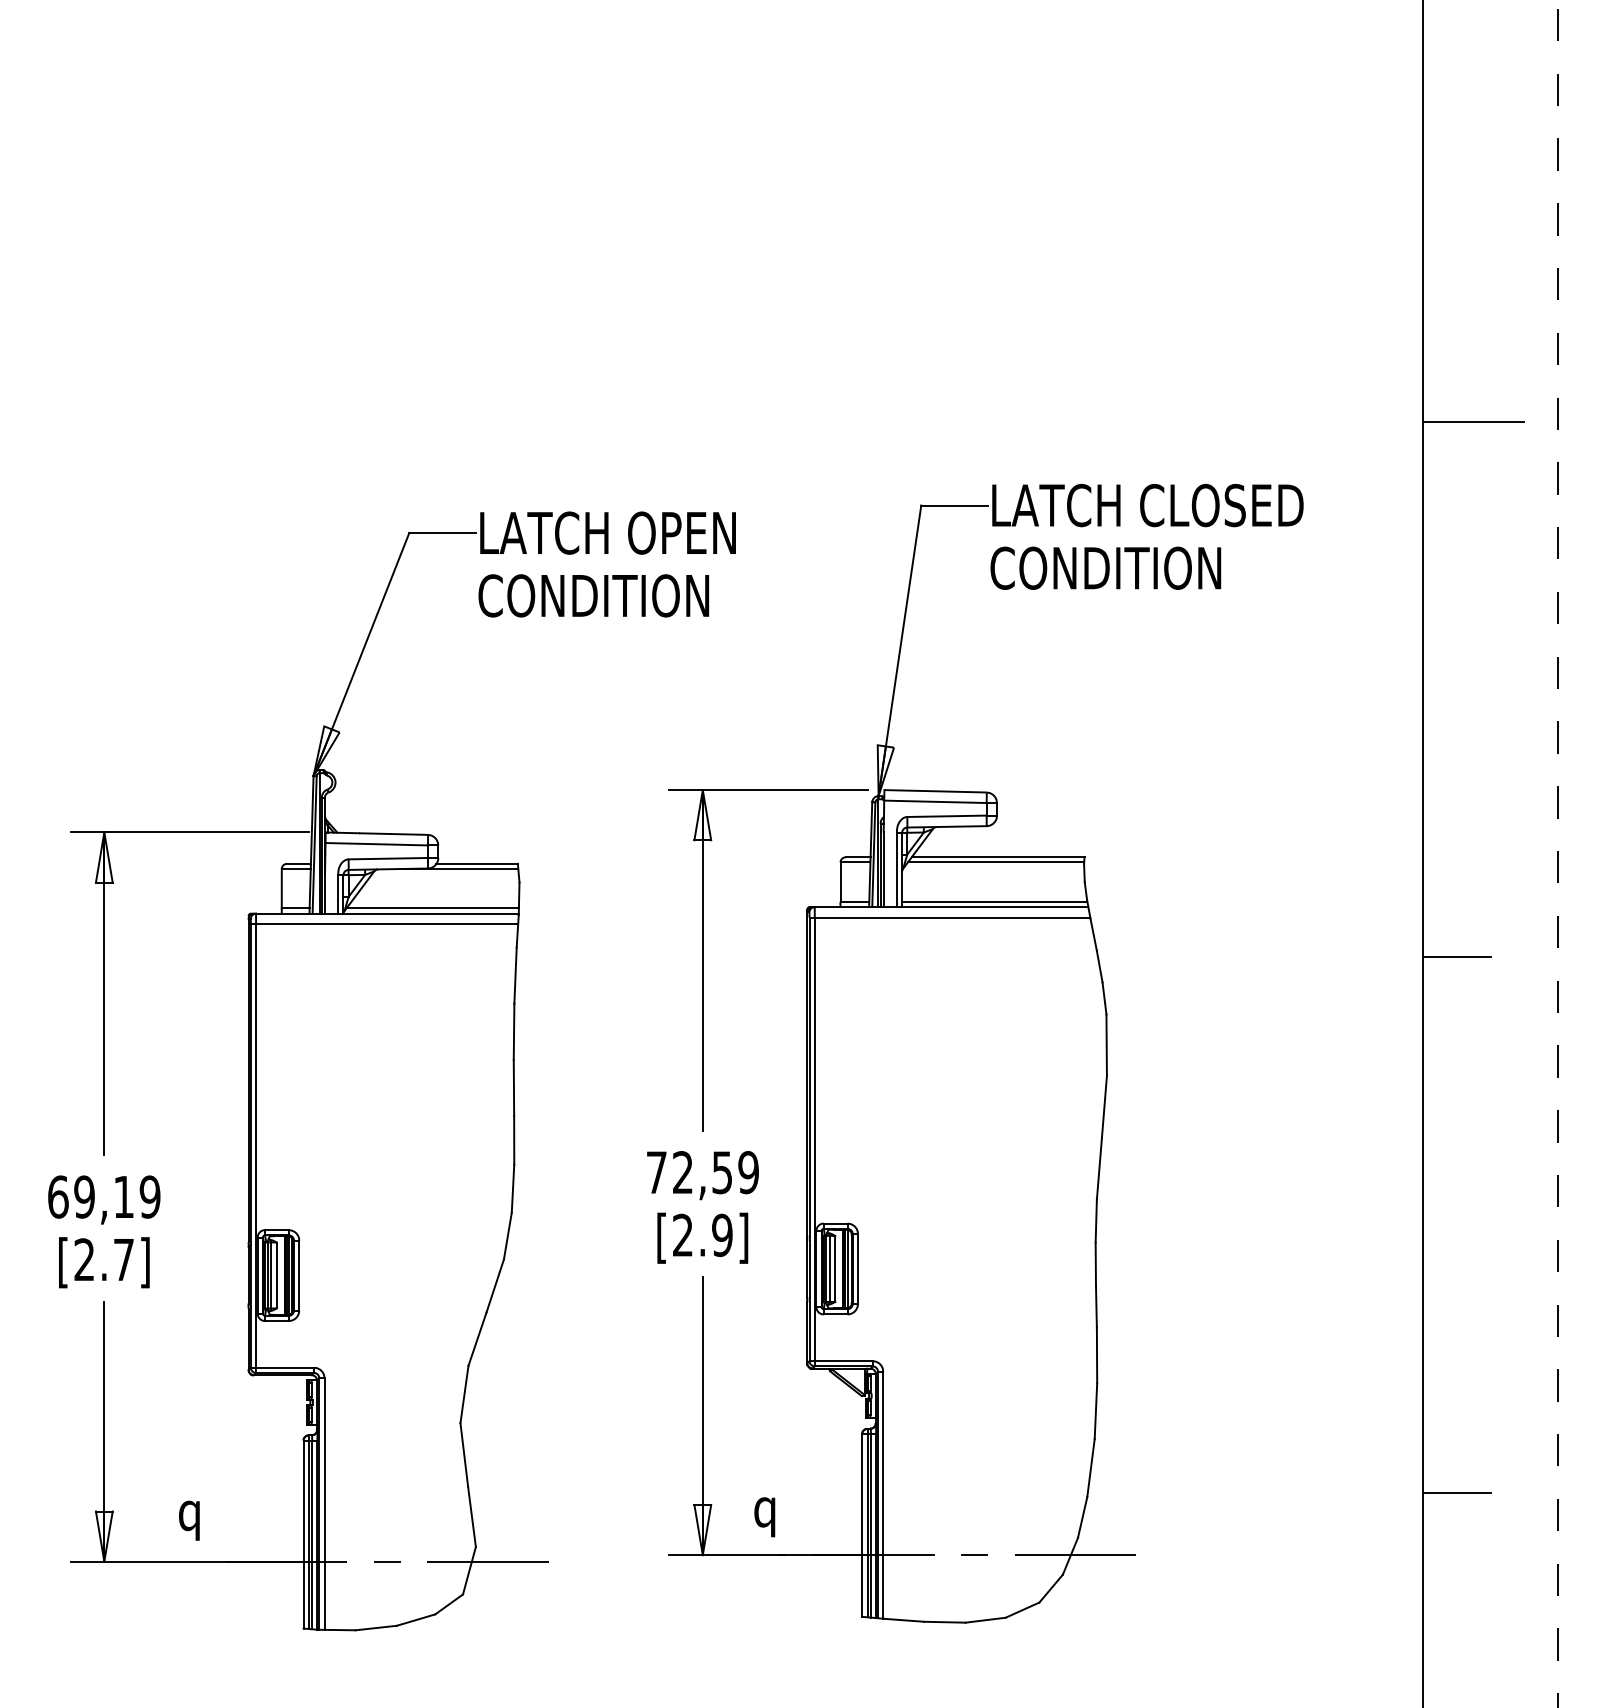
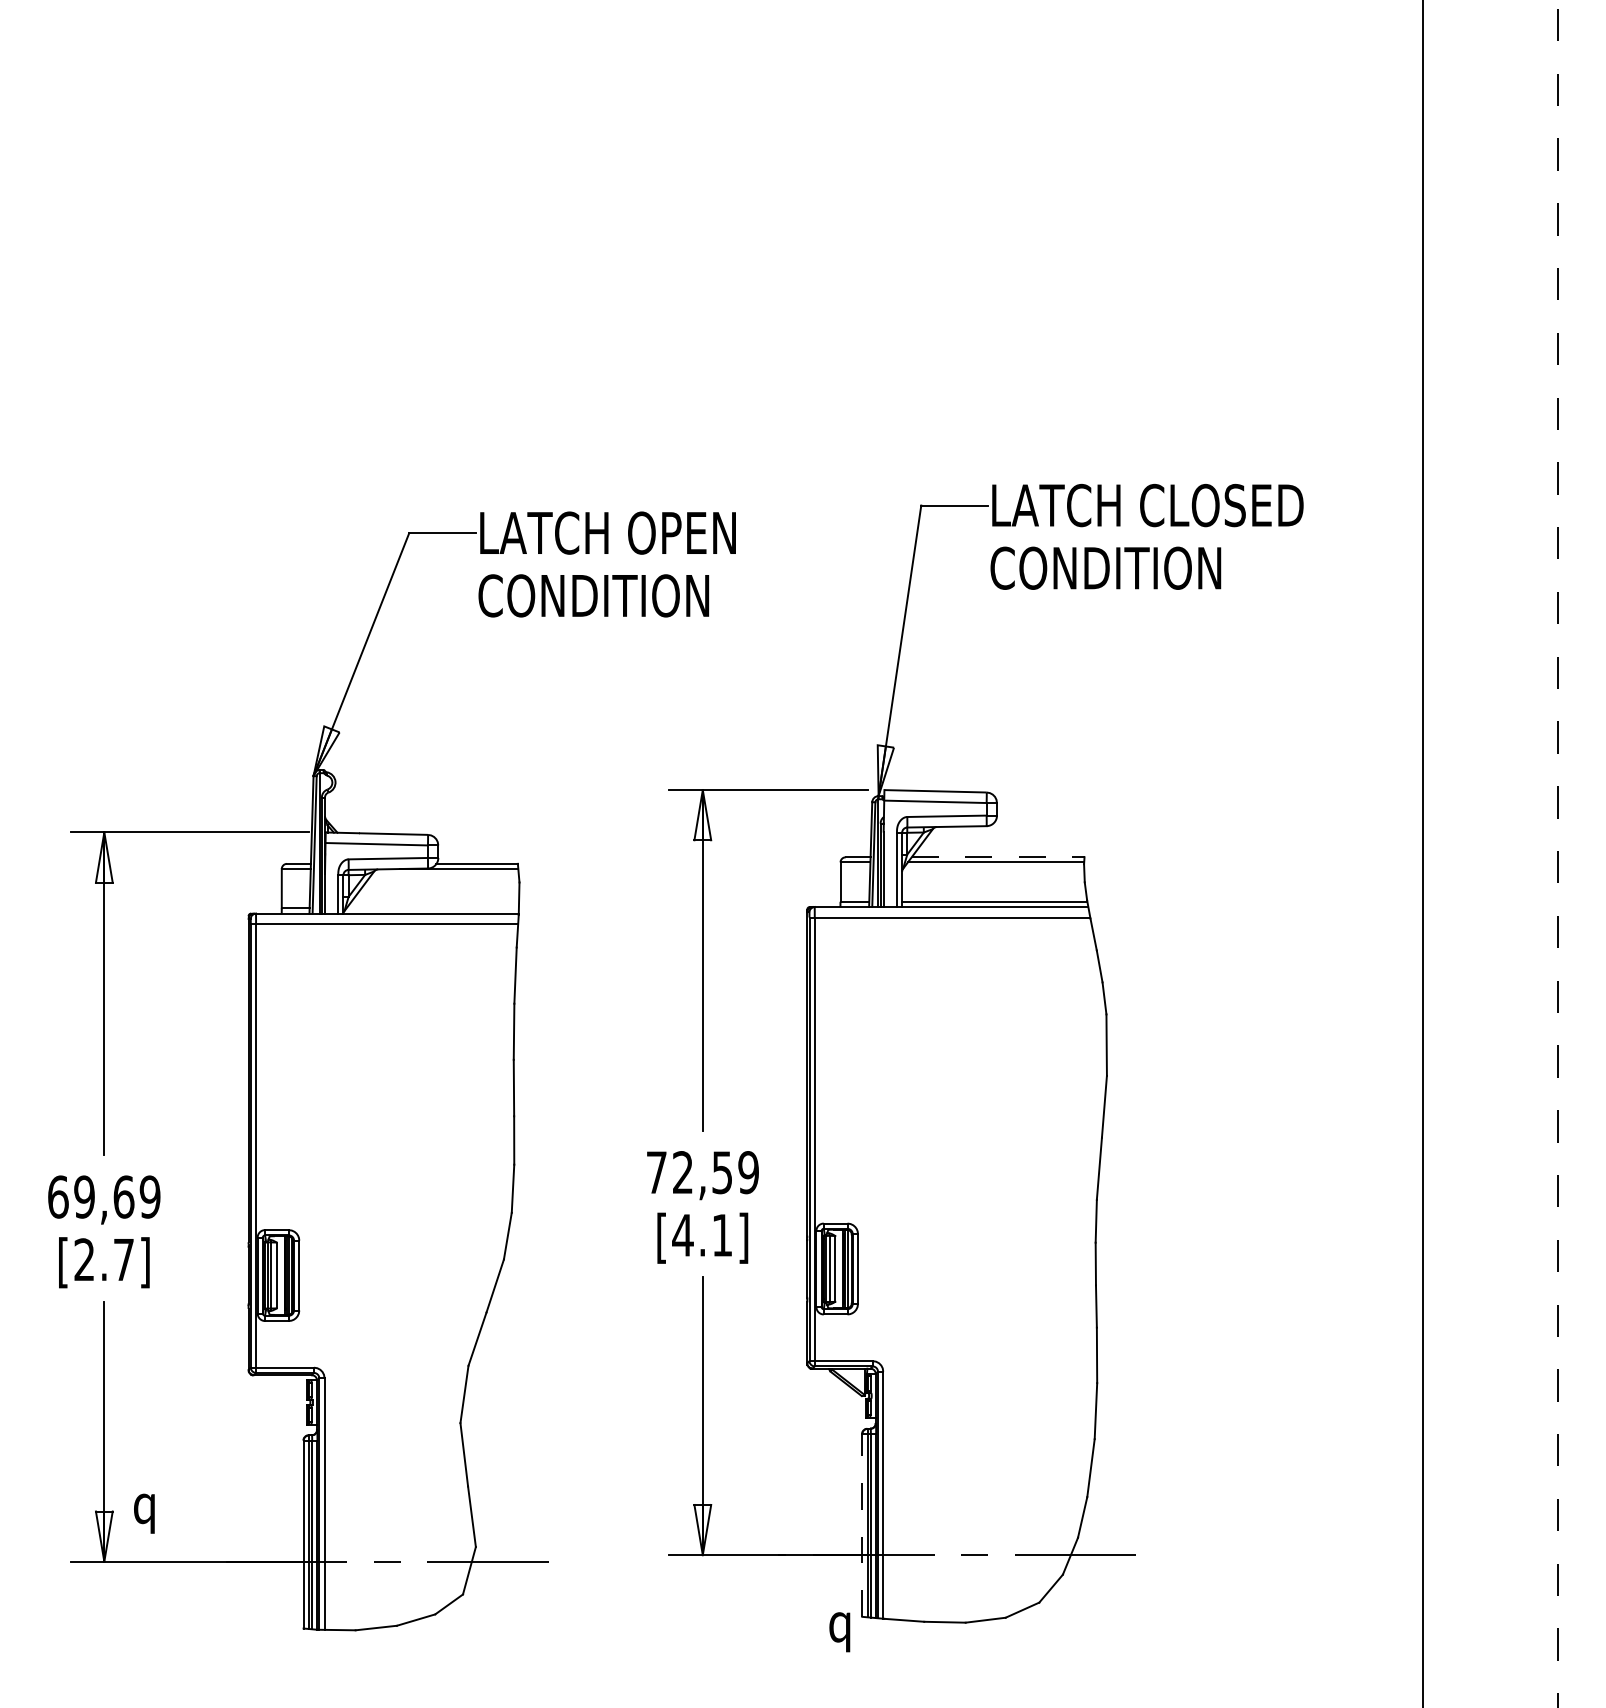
line: present -> none (1474, 421)
line: solid -> dashed (998, 857)
line: present -> none (432, 908)
line: present -> none (1457, 957)
text: 69,19 -> 69,69 (123, 1196)
text: [2.9] -> [4.1] (702, 1234)
line: present -> none (1457, 1492)
text position: (764, 1517) -> (839, 1632) (839, 1632)
text position: (189, 1520) -> (144, 1513) (144, 1513)
line: solid -> dashed (862, 1524)
